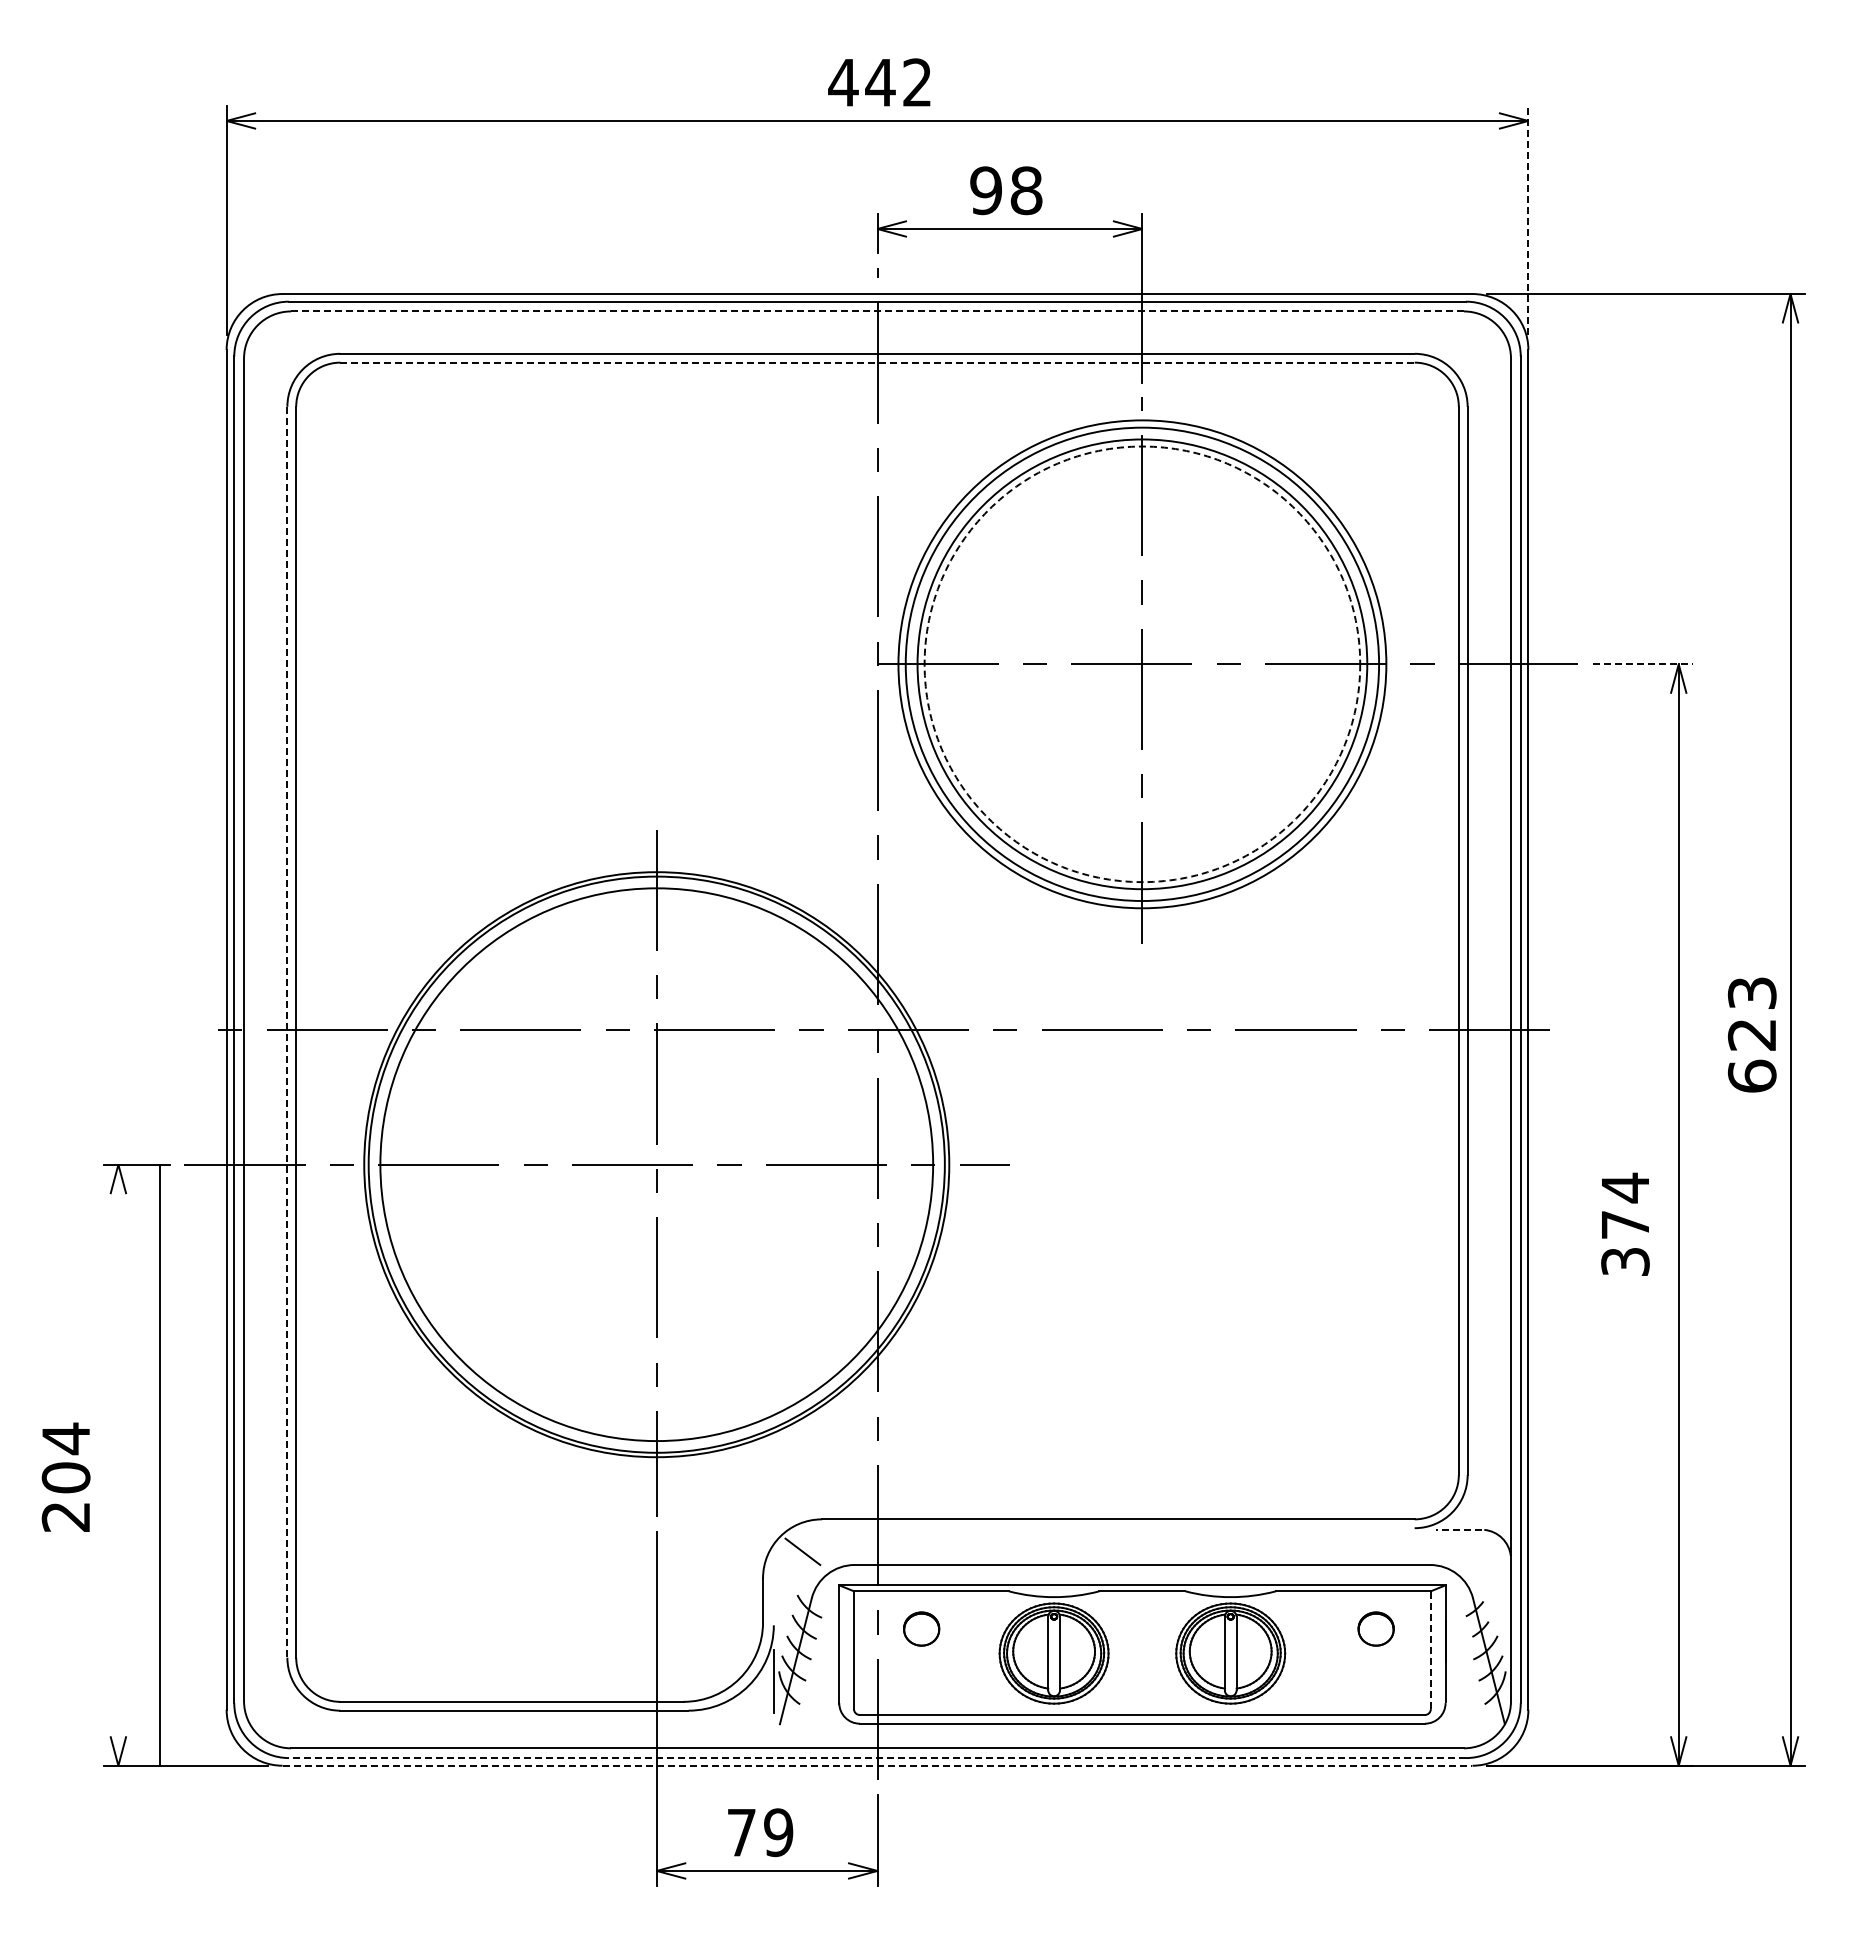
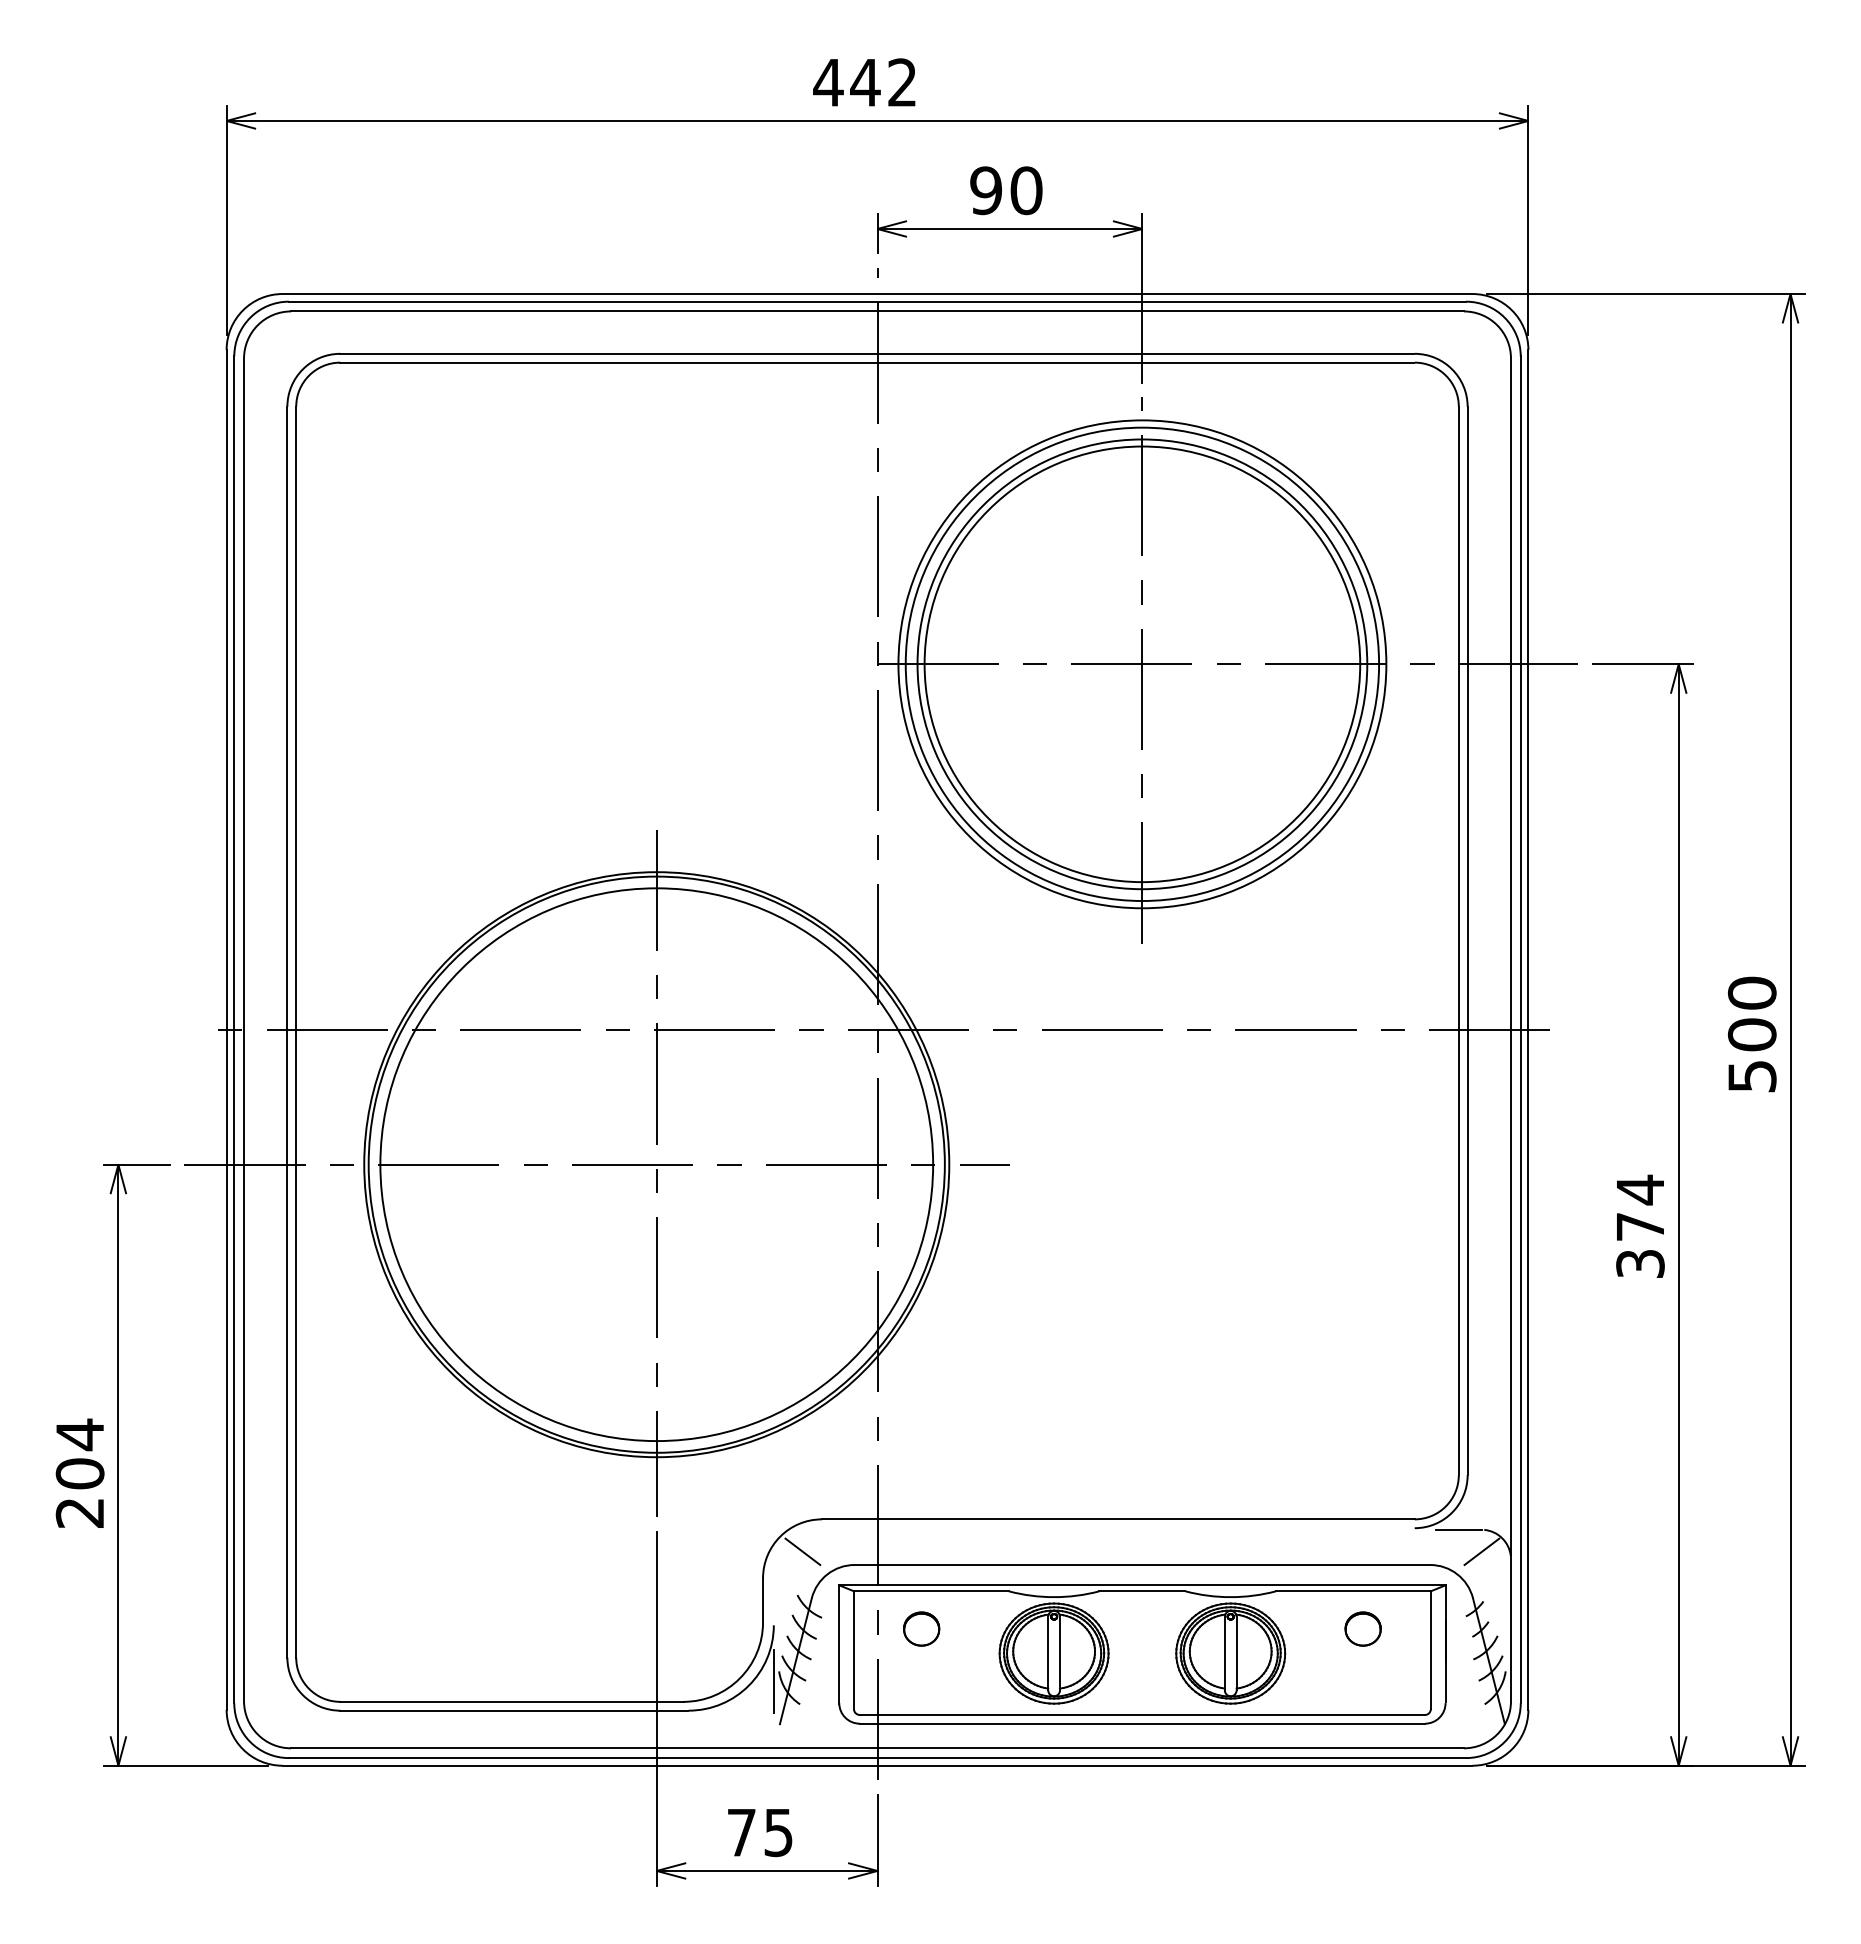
text position: (879, 82) -> (864, 82) (864, 82)
text: 98 -> 90 (1026, 190)
line: dashed -> solid (1528, 220)
line: dashed -> solid (878, 311)
line: dashed -> solid (877, 362)
circle: dashed -> solid (1142, 664)
line: dashed -> solid (1643, 664)
line: dashed -> solid (287, 1032)
text: 623 -> 500 (1751, 1034)
text position: (1625, 1223) -> (1640, 1225) (1640, 1225)
line position: (160, 1464) -> (118, 1464) (118, 1464)
text position: (65, 1476) -> (79, 1472) (79, 1472)
line: dashed -> solid (1459, 1529)
line: none -> present (1481, 1551)
part position: (1375, 1628) -> (1362, 1628) (1362, 1628)
line: dashed -> solid (1430, 1650)
line: dashed -> solid (877, 1758)
line: dashed -> solid (877, 1765)
text: 79 -> 75 (778, 1832)
